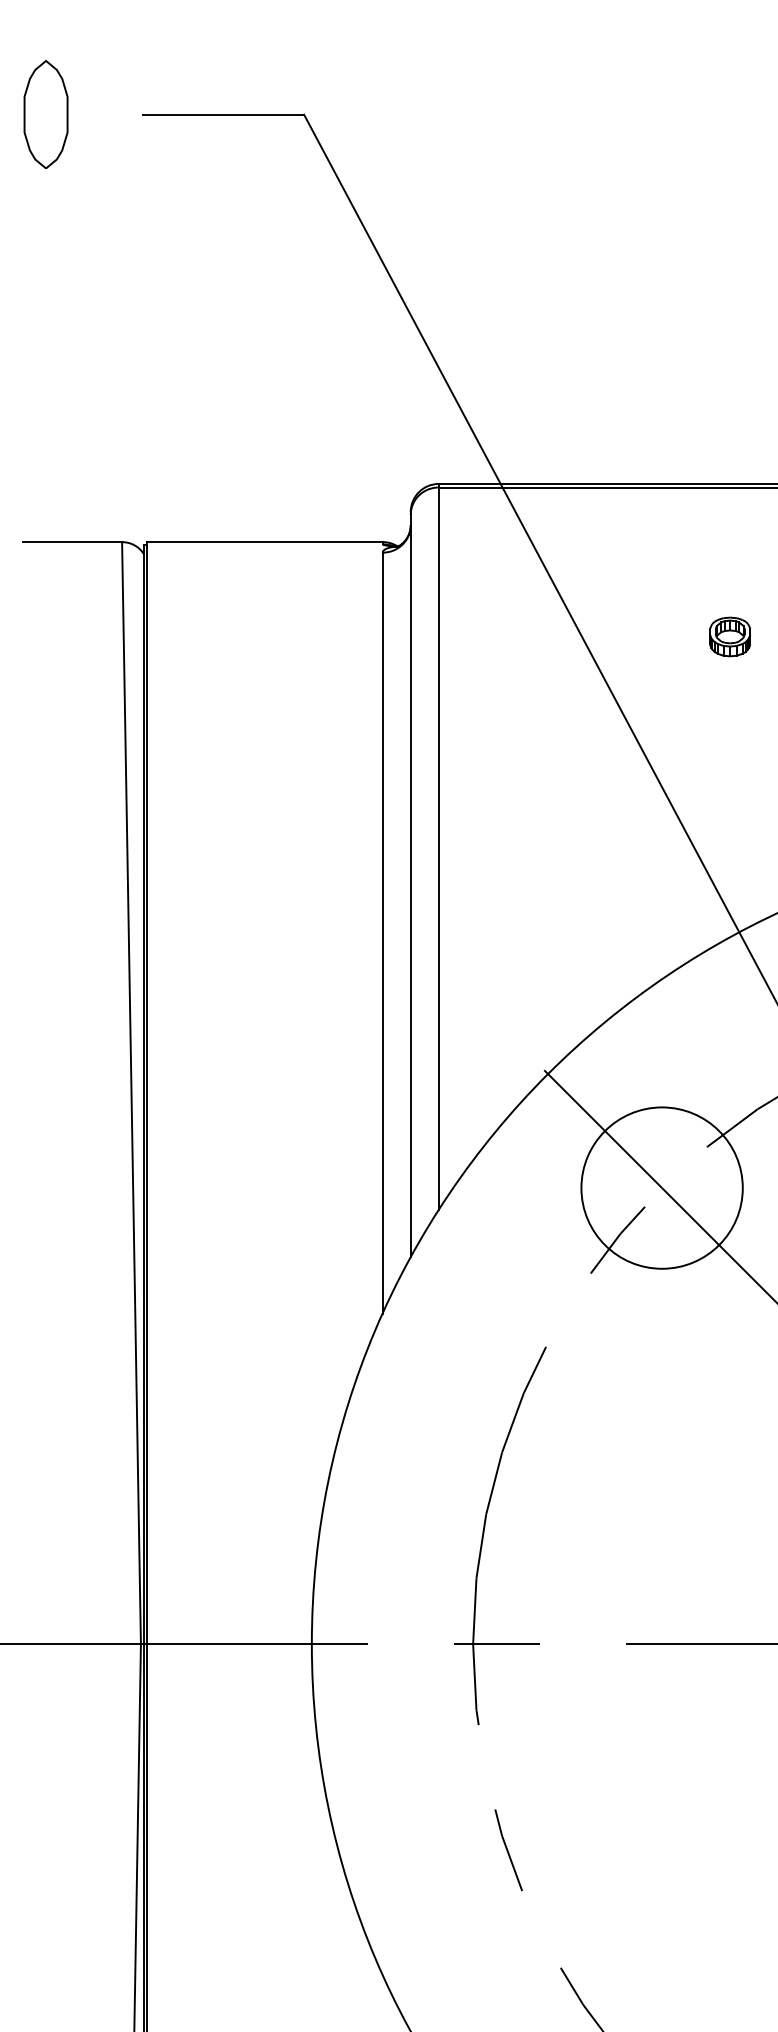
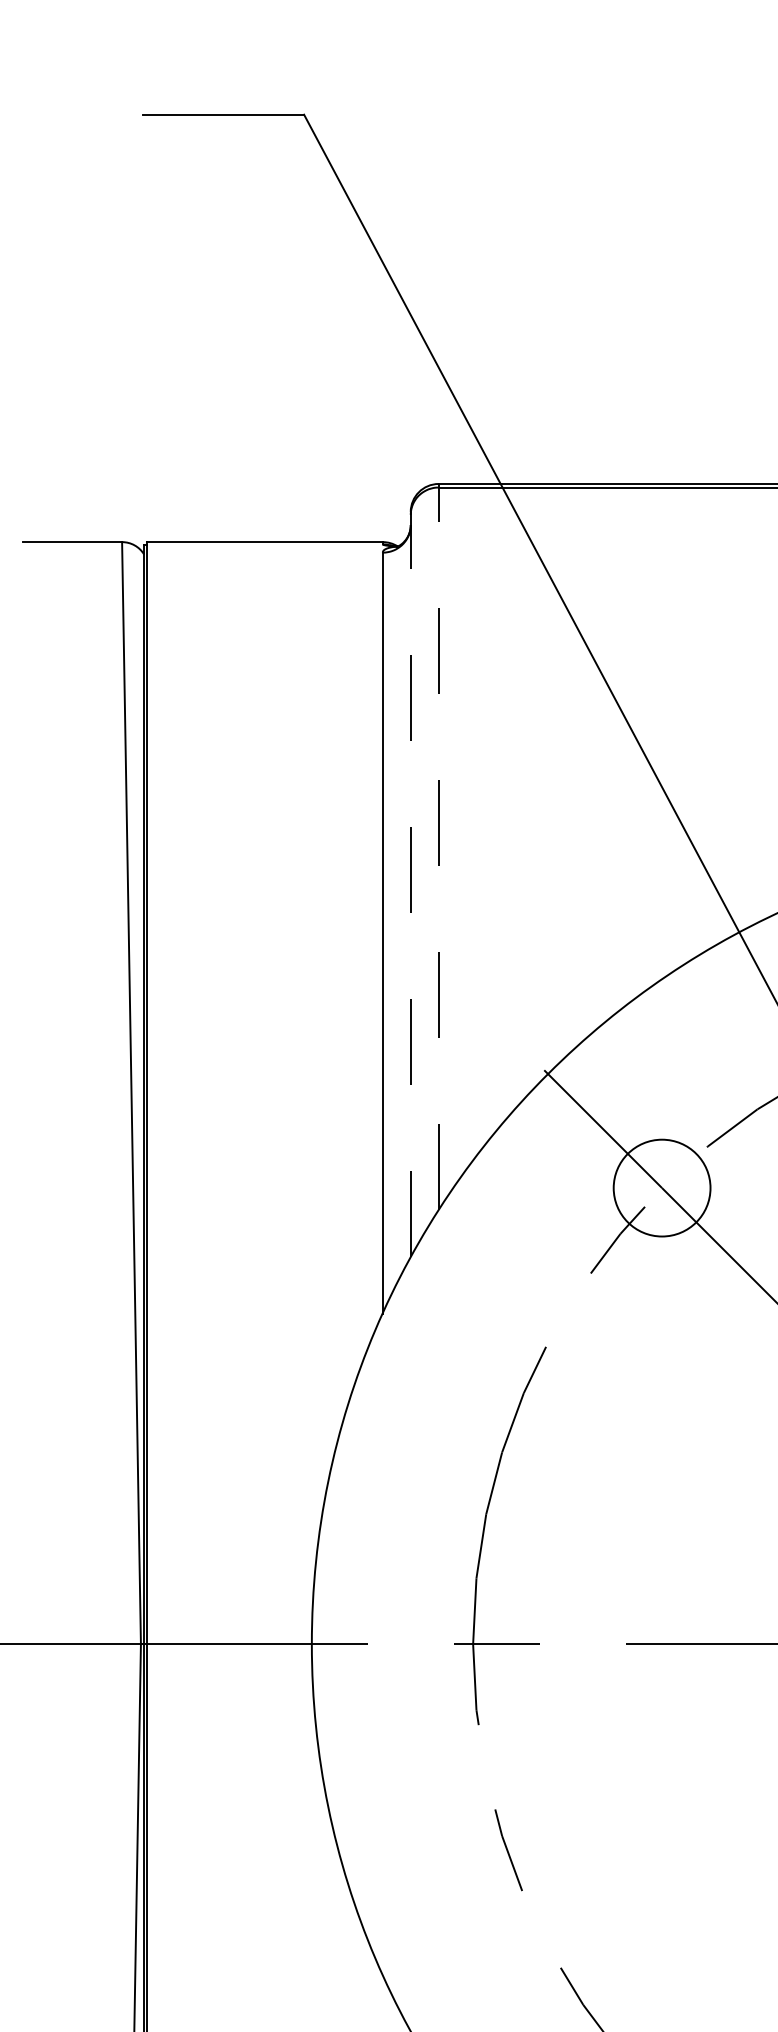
part: present -> none (45, 114)
part: present -> none (729, 636)
line: solid -> dashed (438, 846)
line: solid -> dashed (410, 884)
circle diameter: 161 px -> 97 px (661, 1187)
